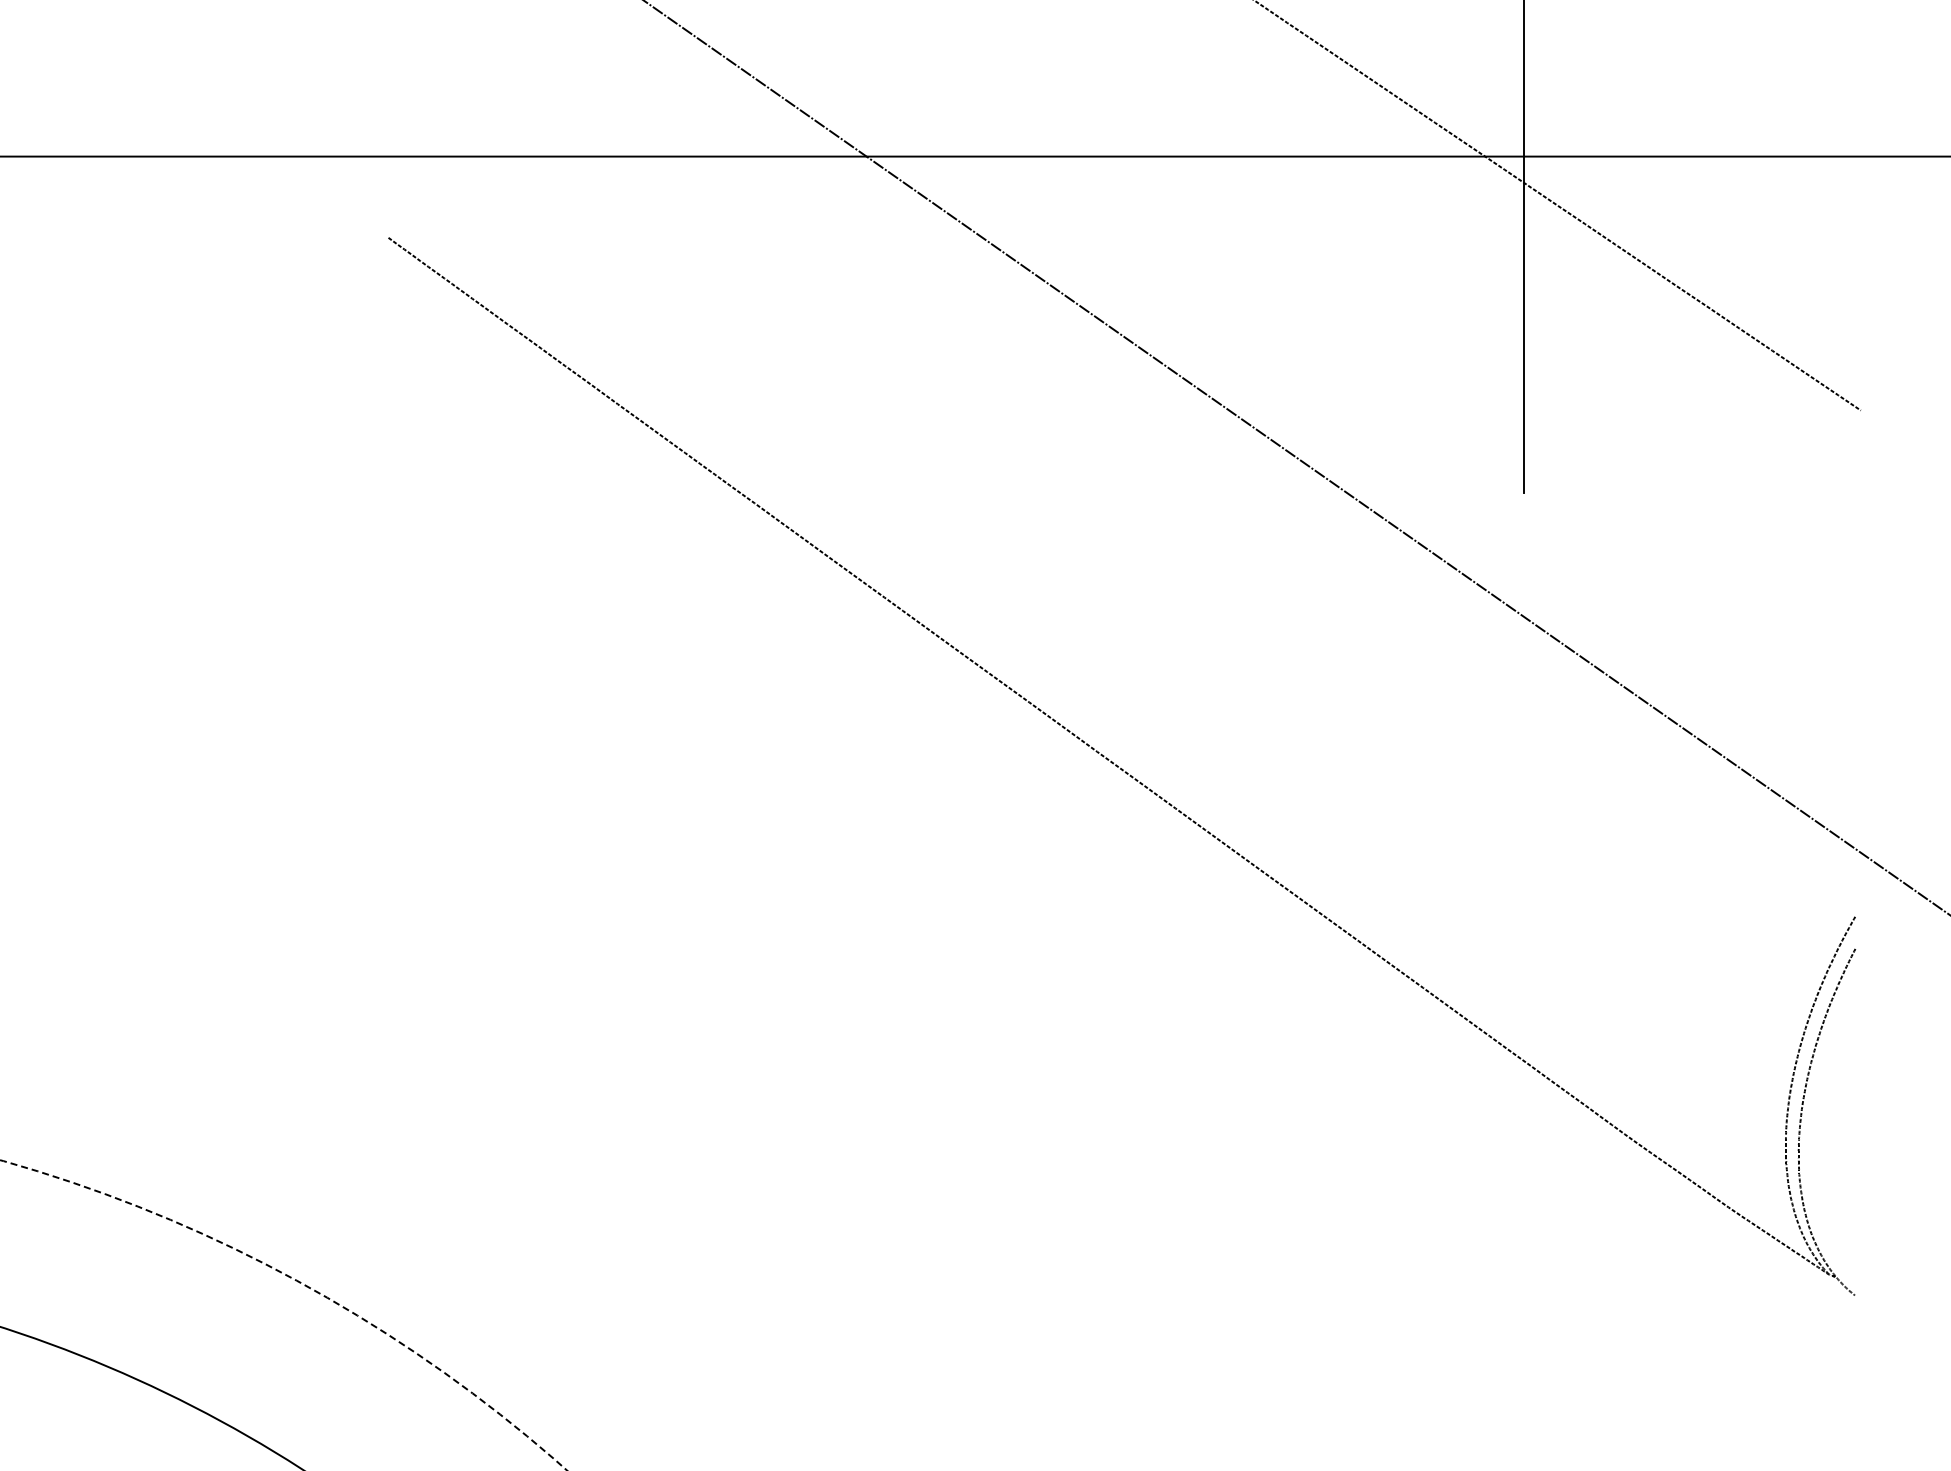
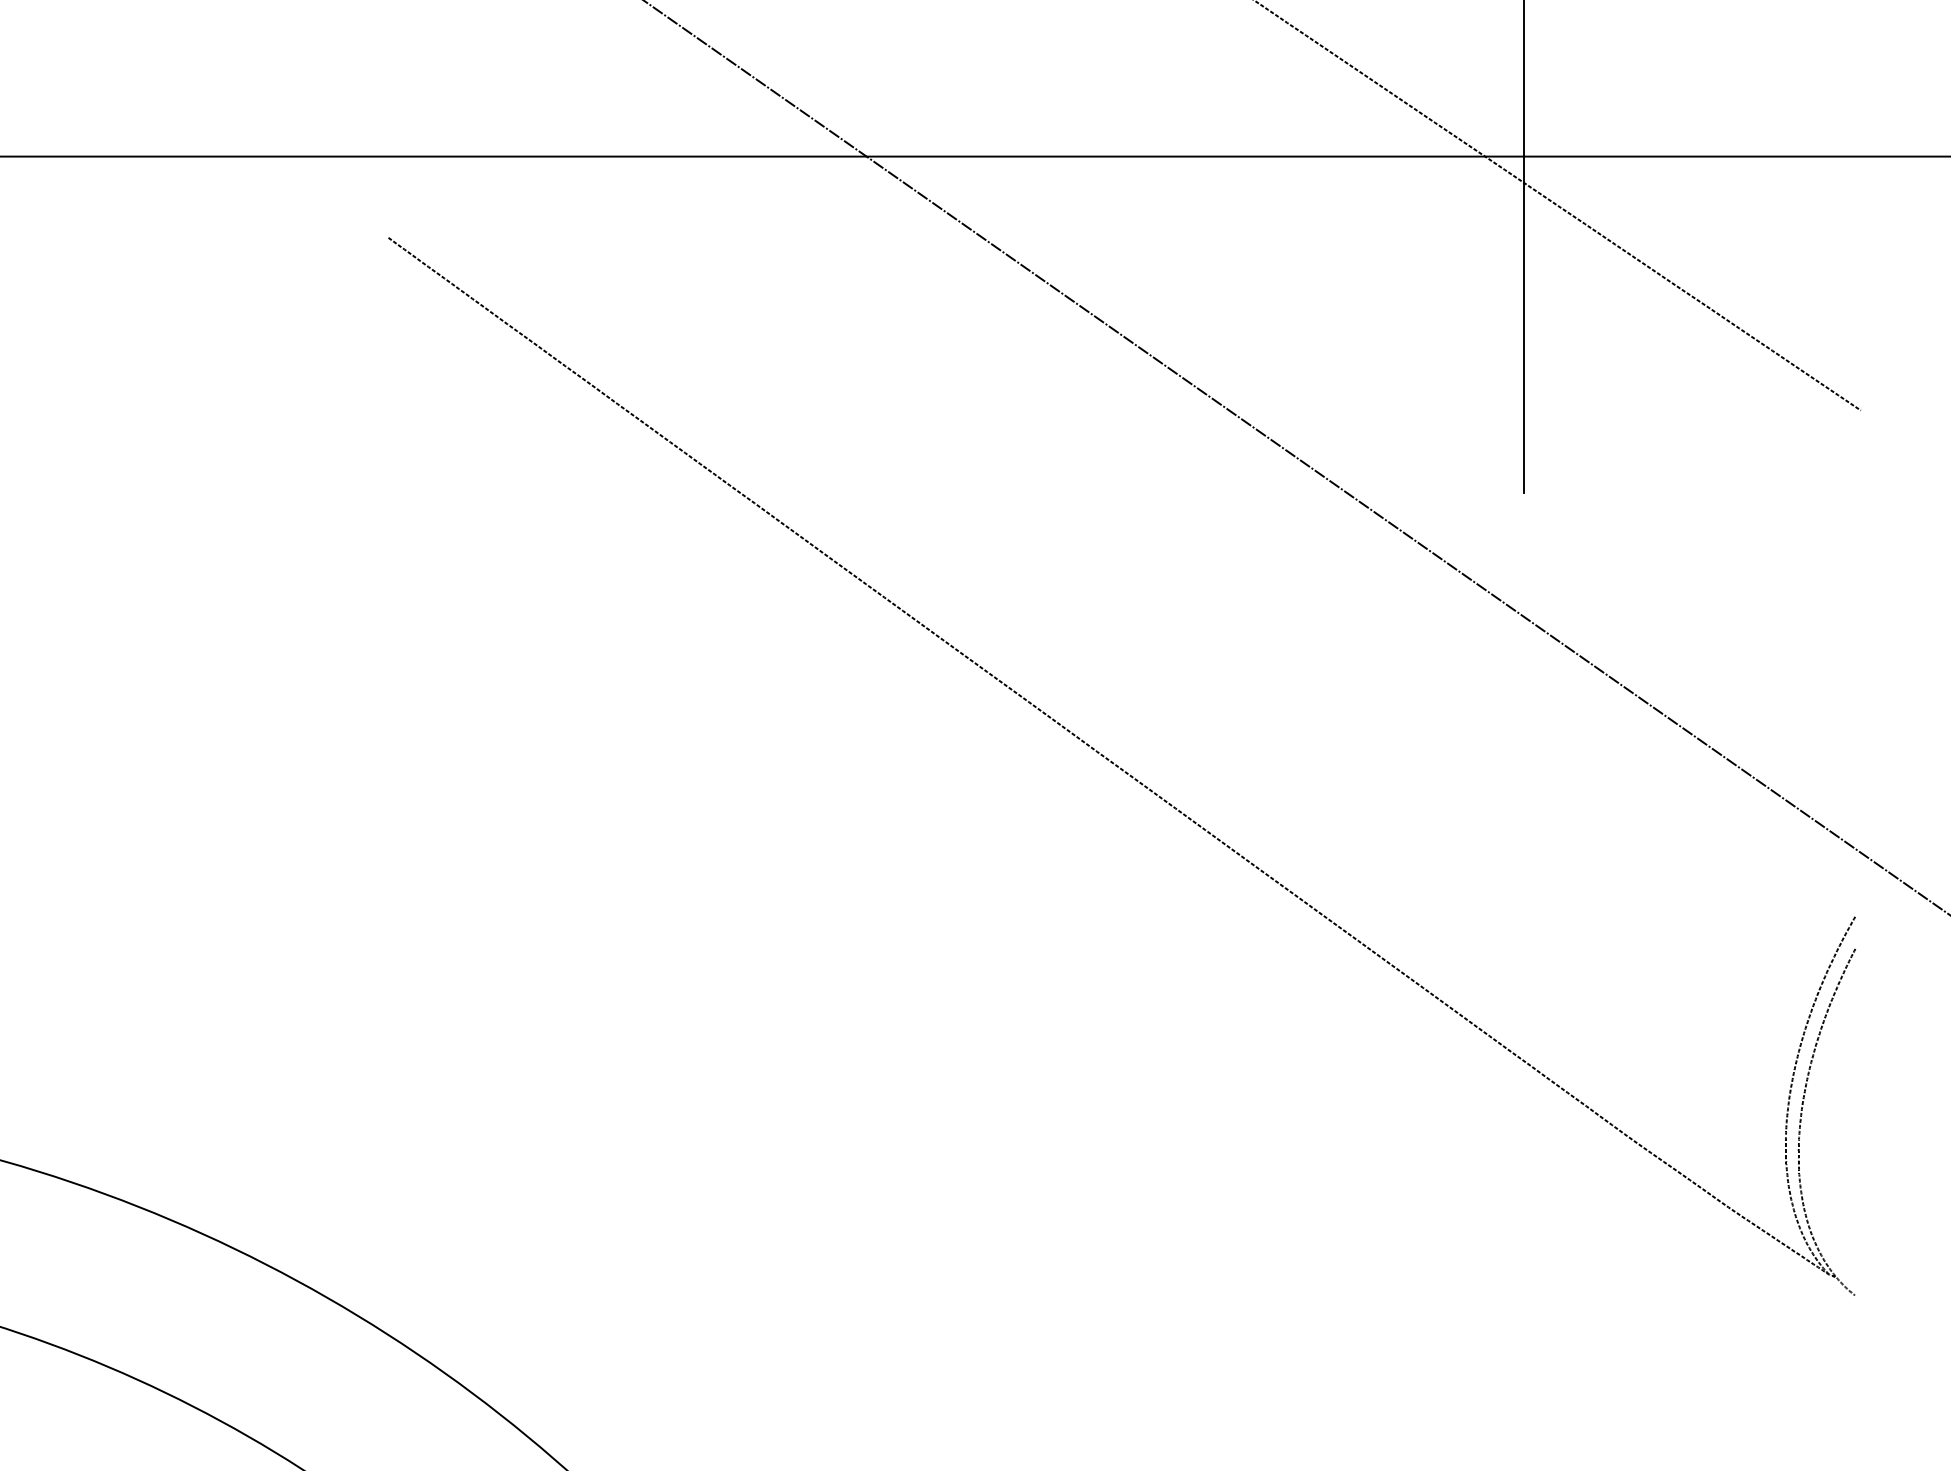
circle: dashed -> solid (283, 1315)
